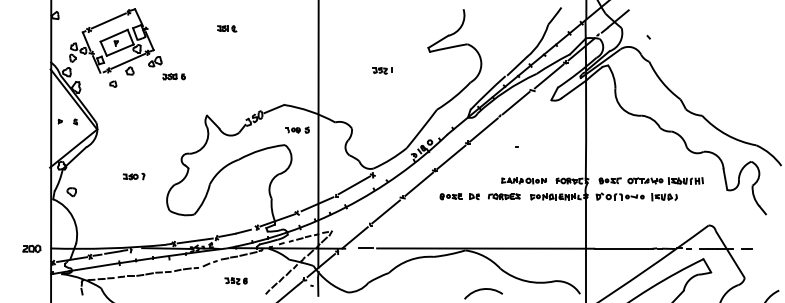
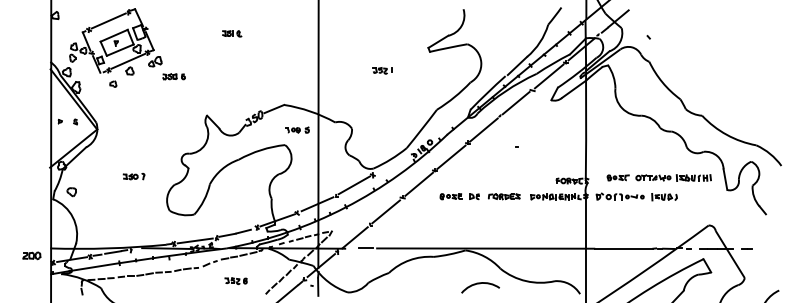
part position: (227, 28) -> (232, 33) (232, 33)
part: present -> none (523, 180)
part position: (650, 180) -> (658, 177) (658, 177)
part position: (31, 248) -> (31, 255) (31, 255)
arc position: (483, 290) -> (480, 284) (480, 284)
